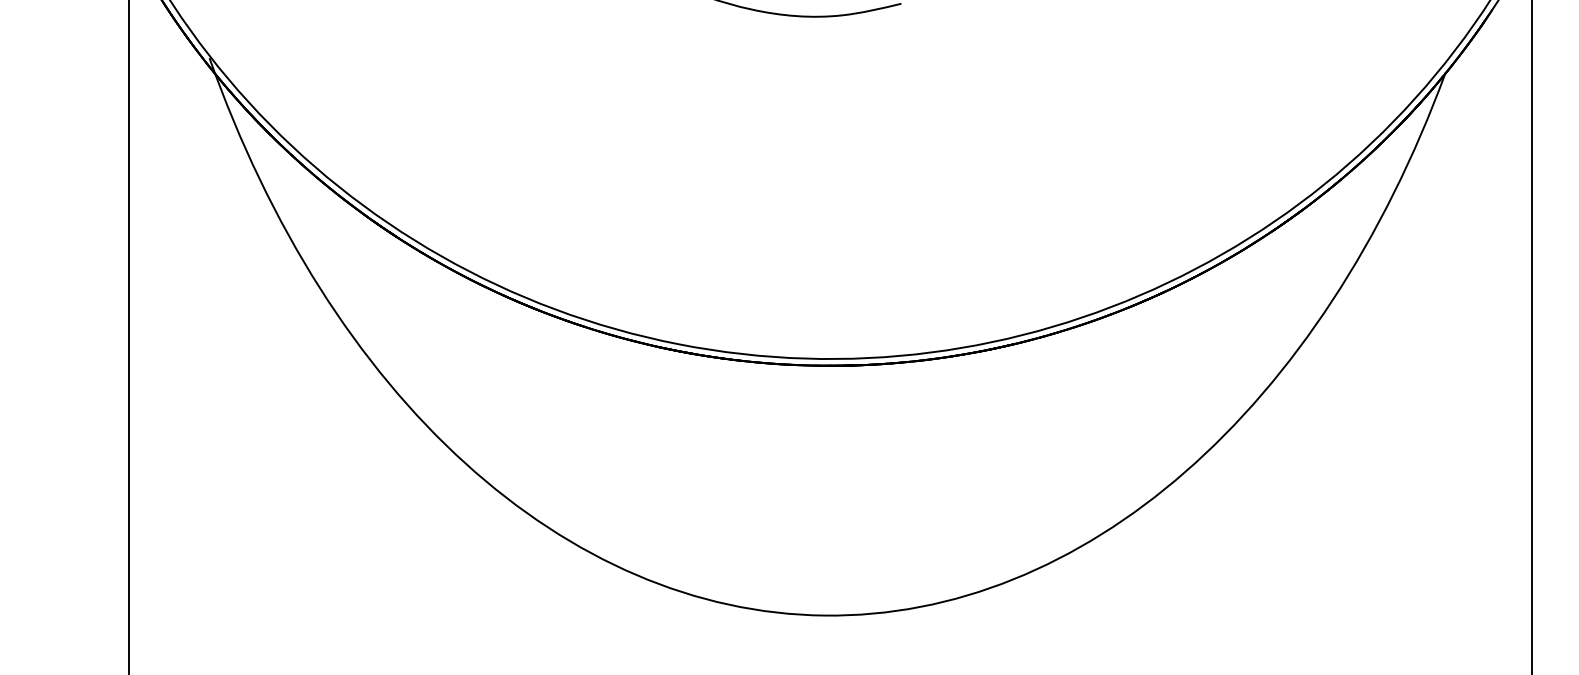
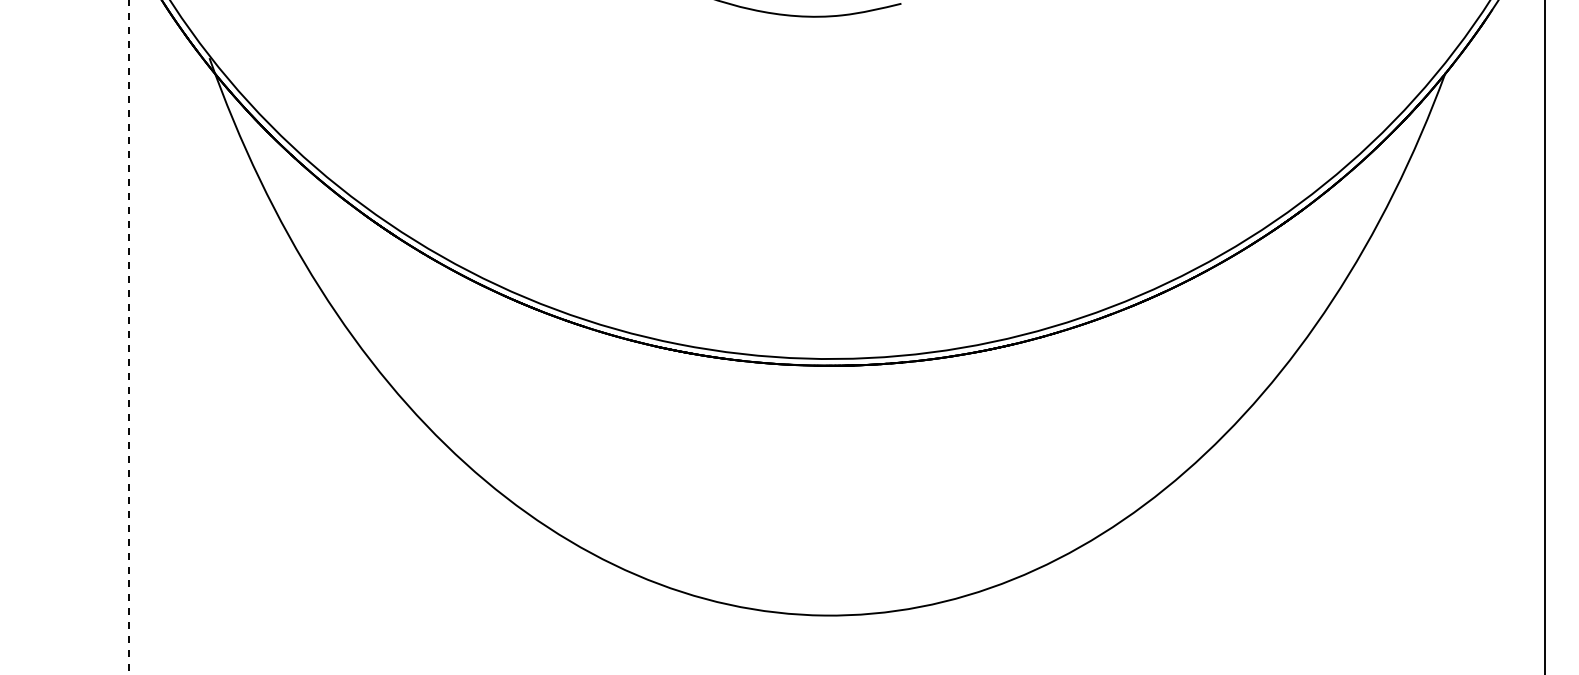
line position: (1531, 336) -> (1544, 336) (1544, 336)
line: solid -> dashed (128, 337)
